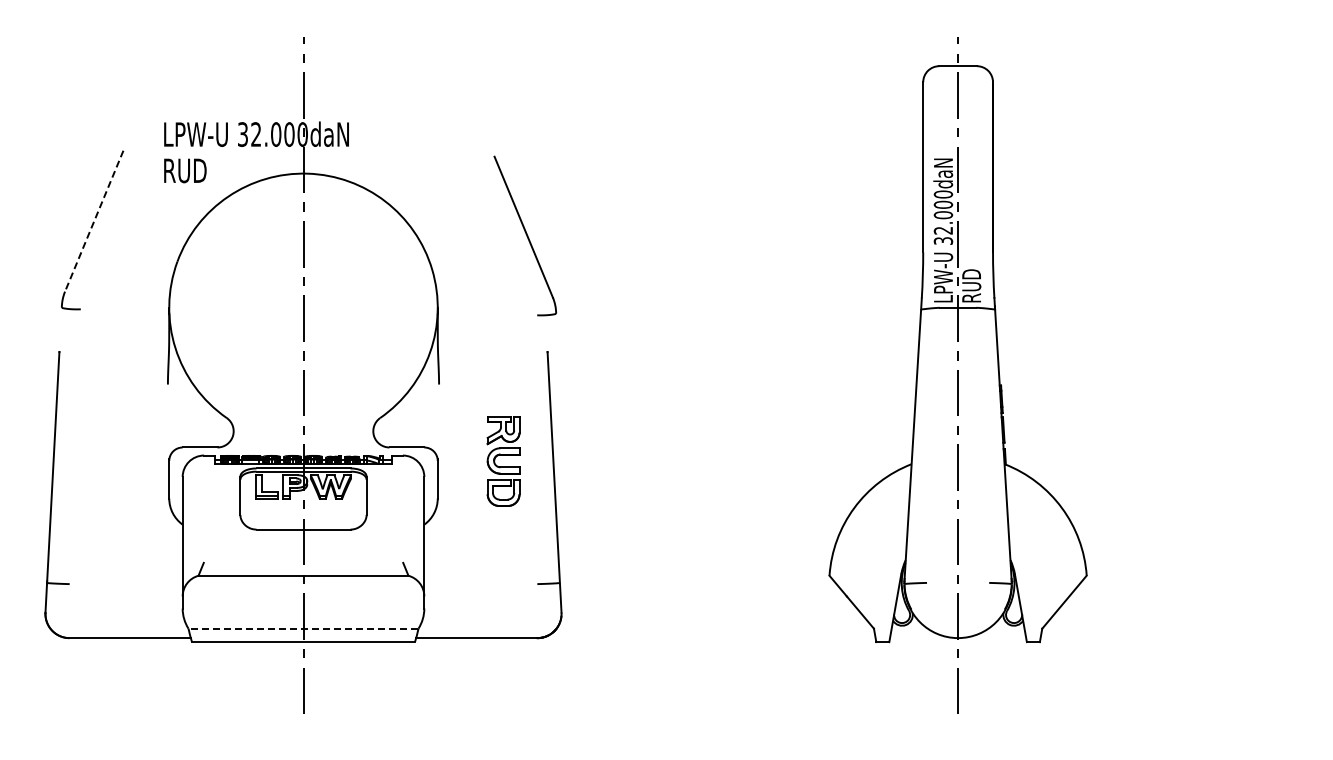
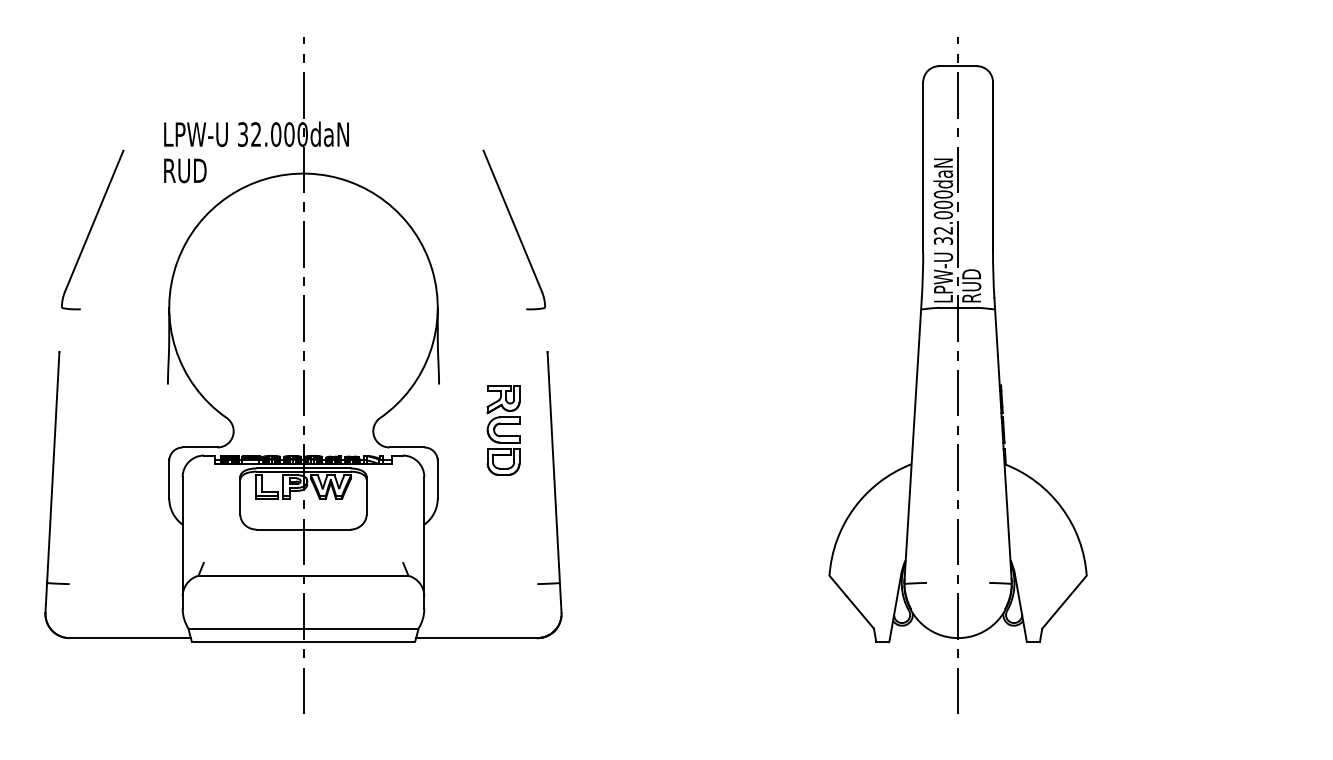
line: dashed -> solid (94, 221)
part position: (524, 235) -> (513, 229) (513, 229)
part position: (503, 461) -> (503, 430) (503, 430)
line: dashed -> solid (303, 628)
